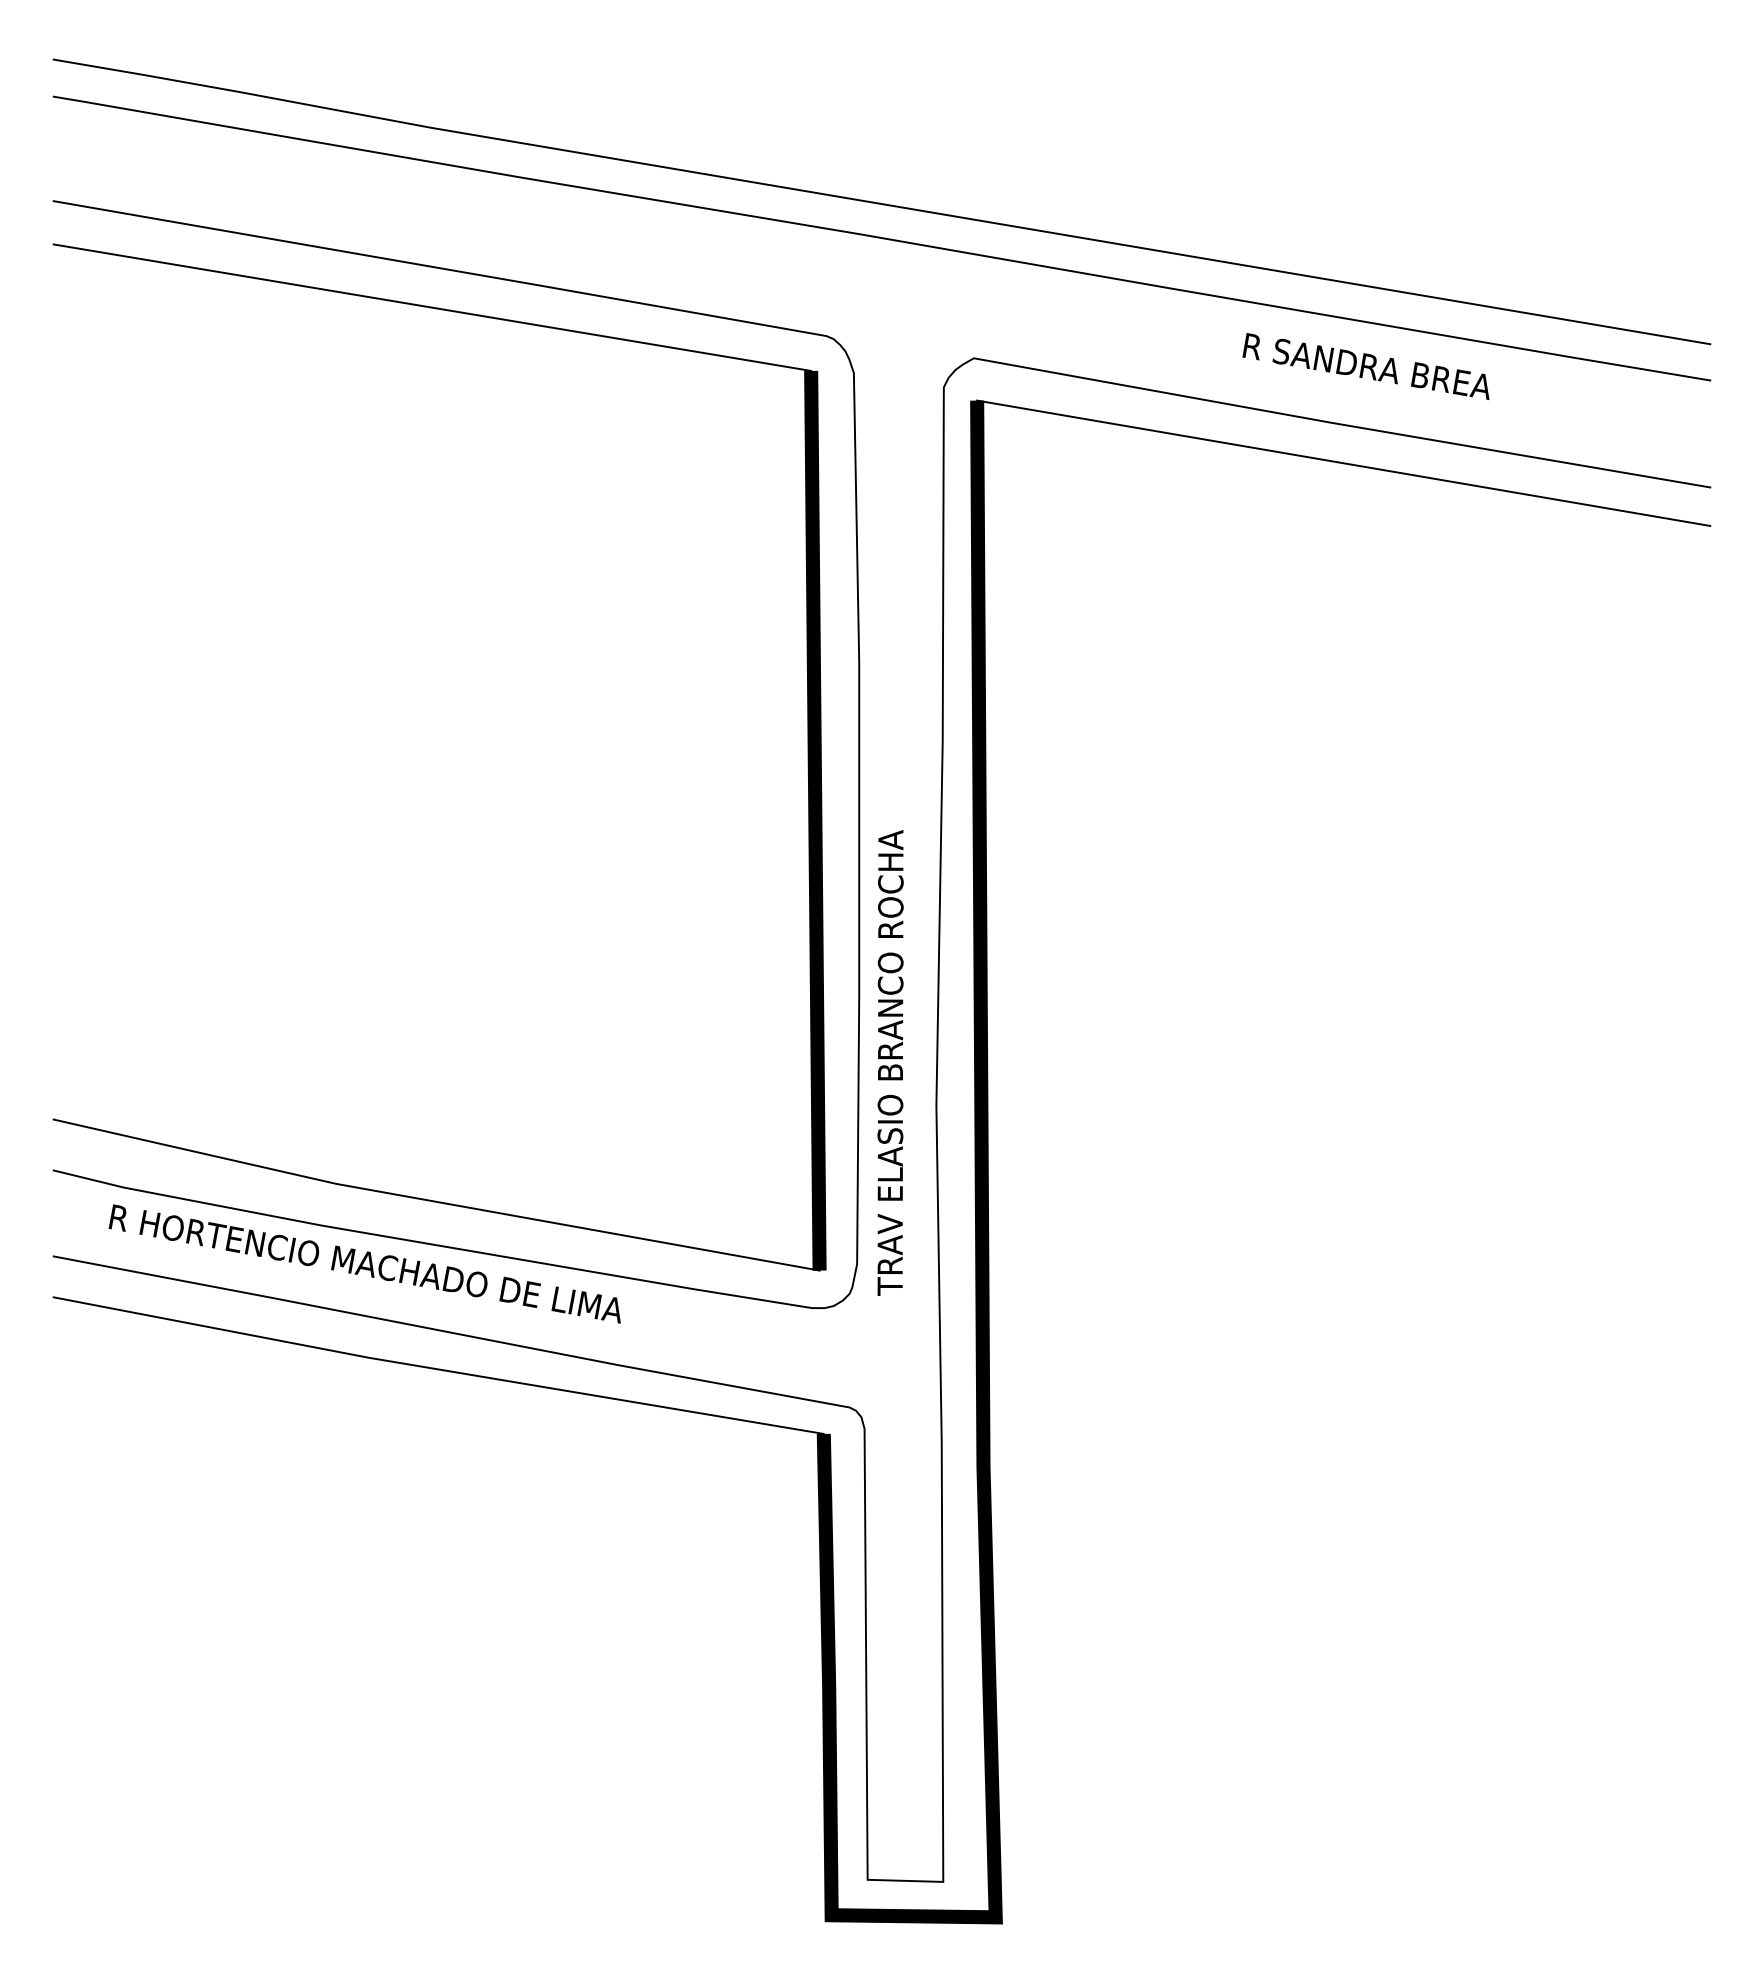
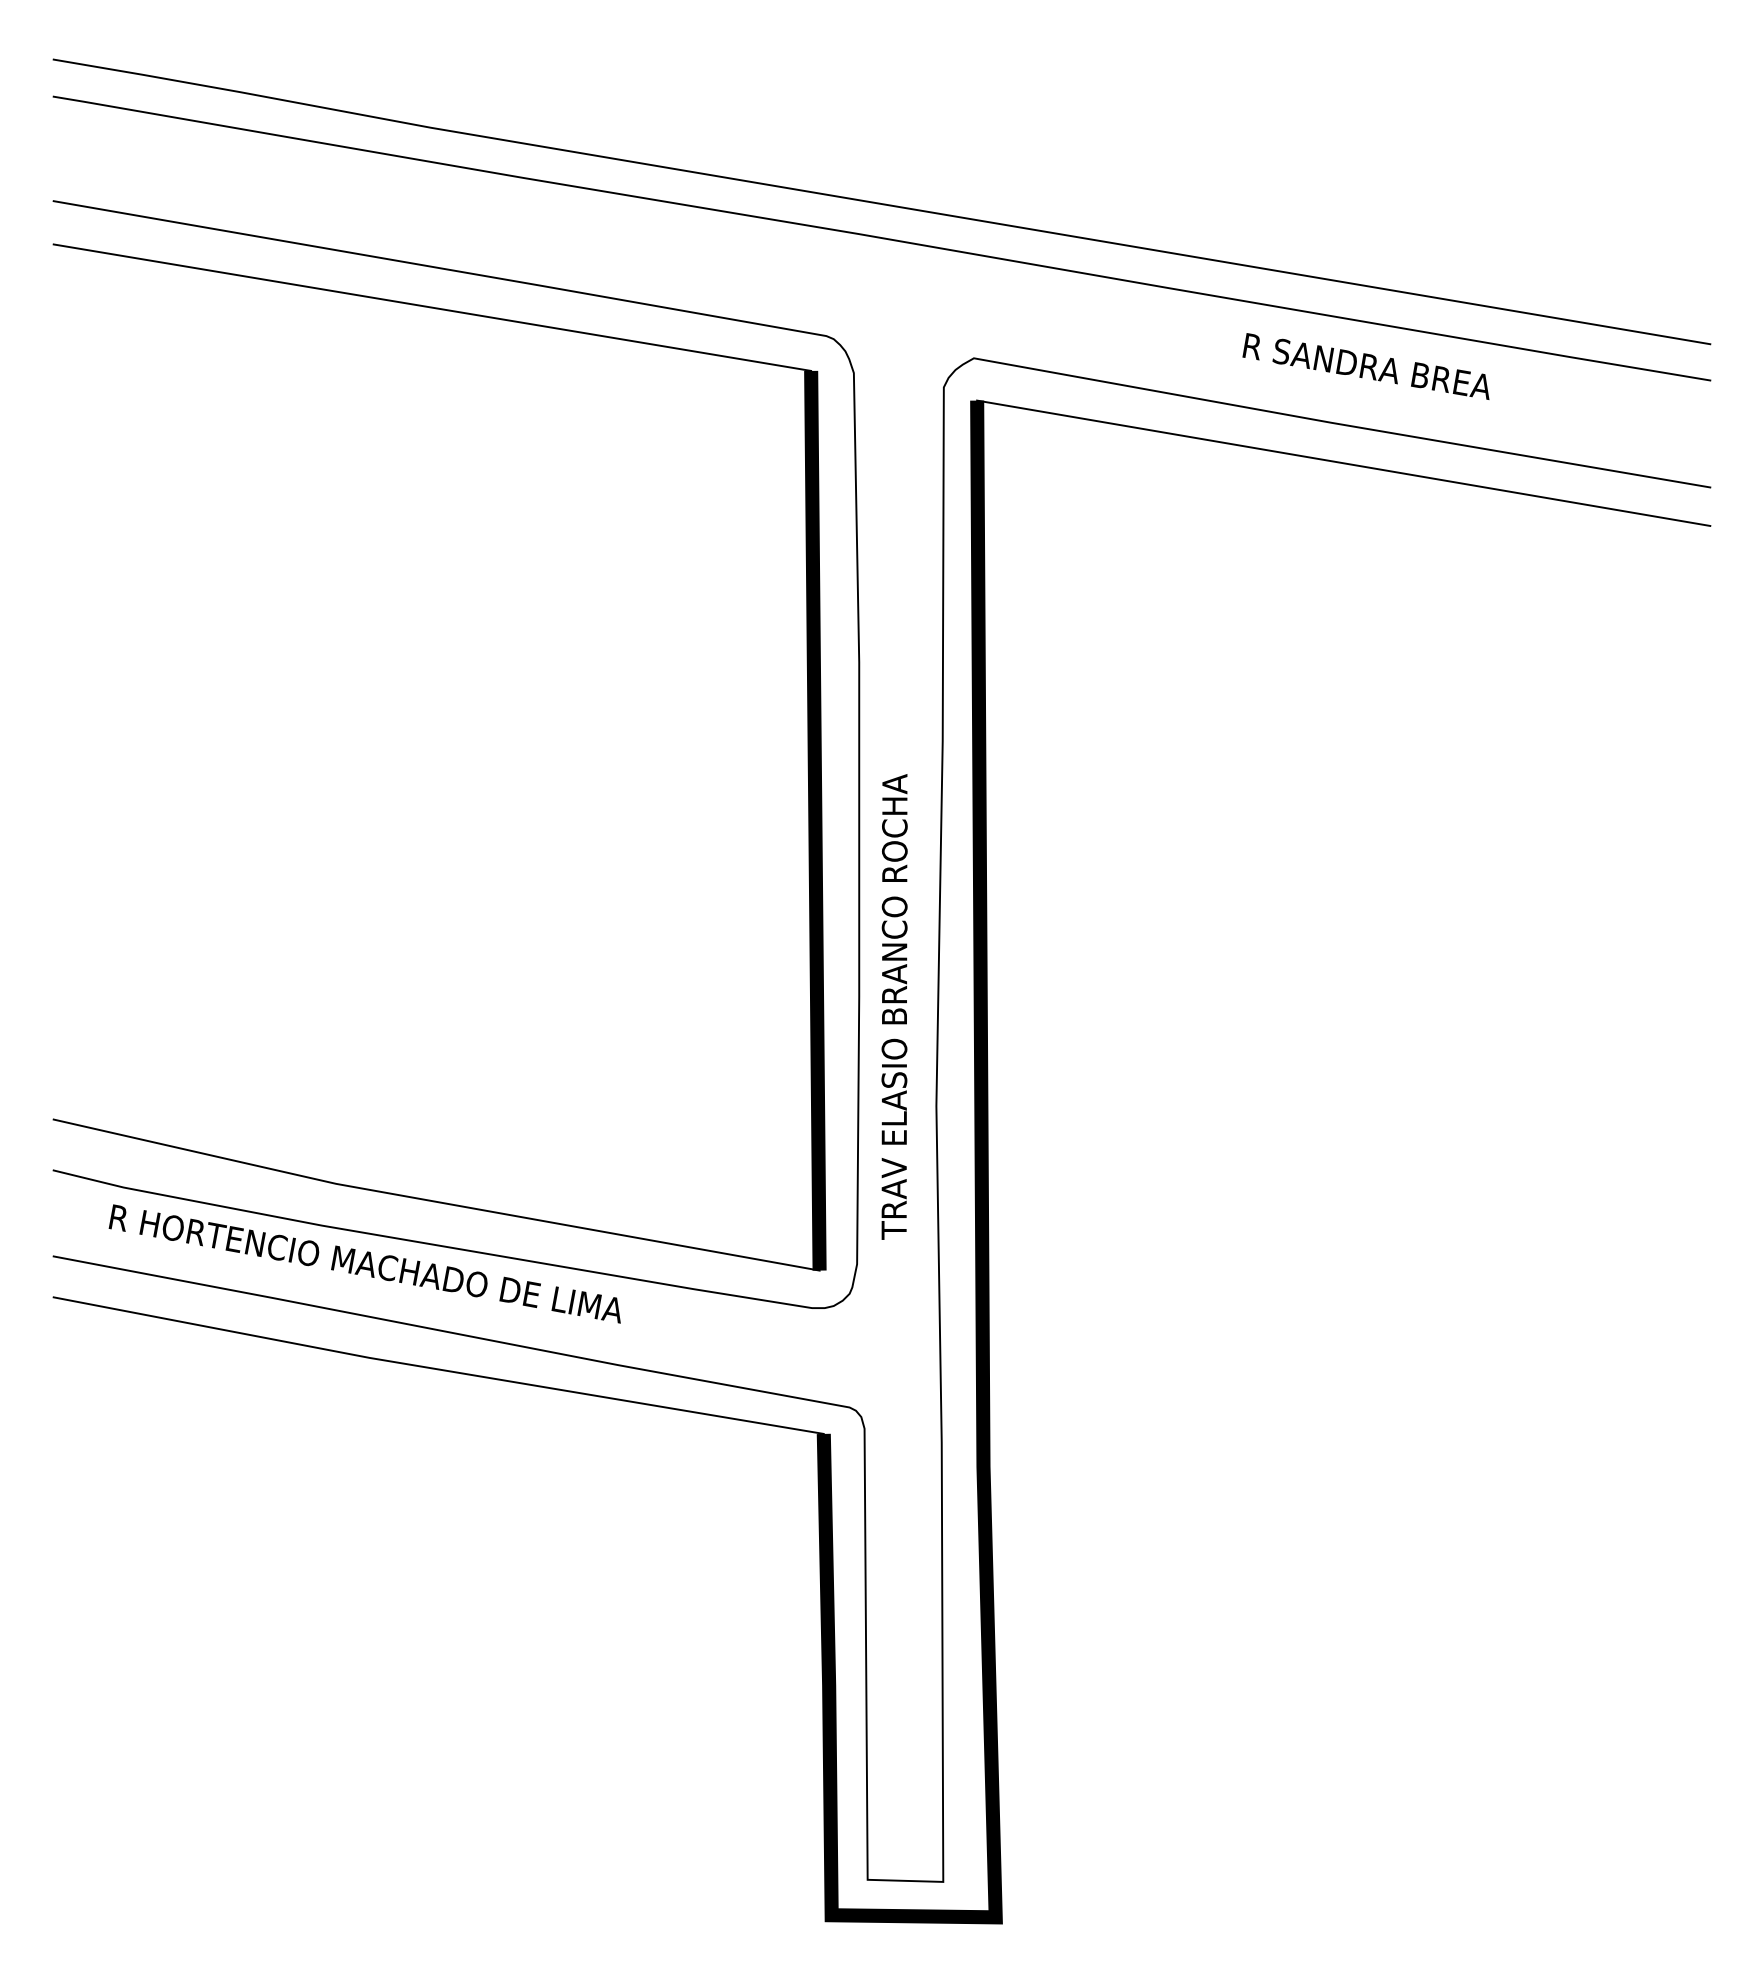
text position: (890, 1062) -> (894, 1006) (894, 1006)
